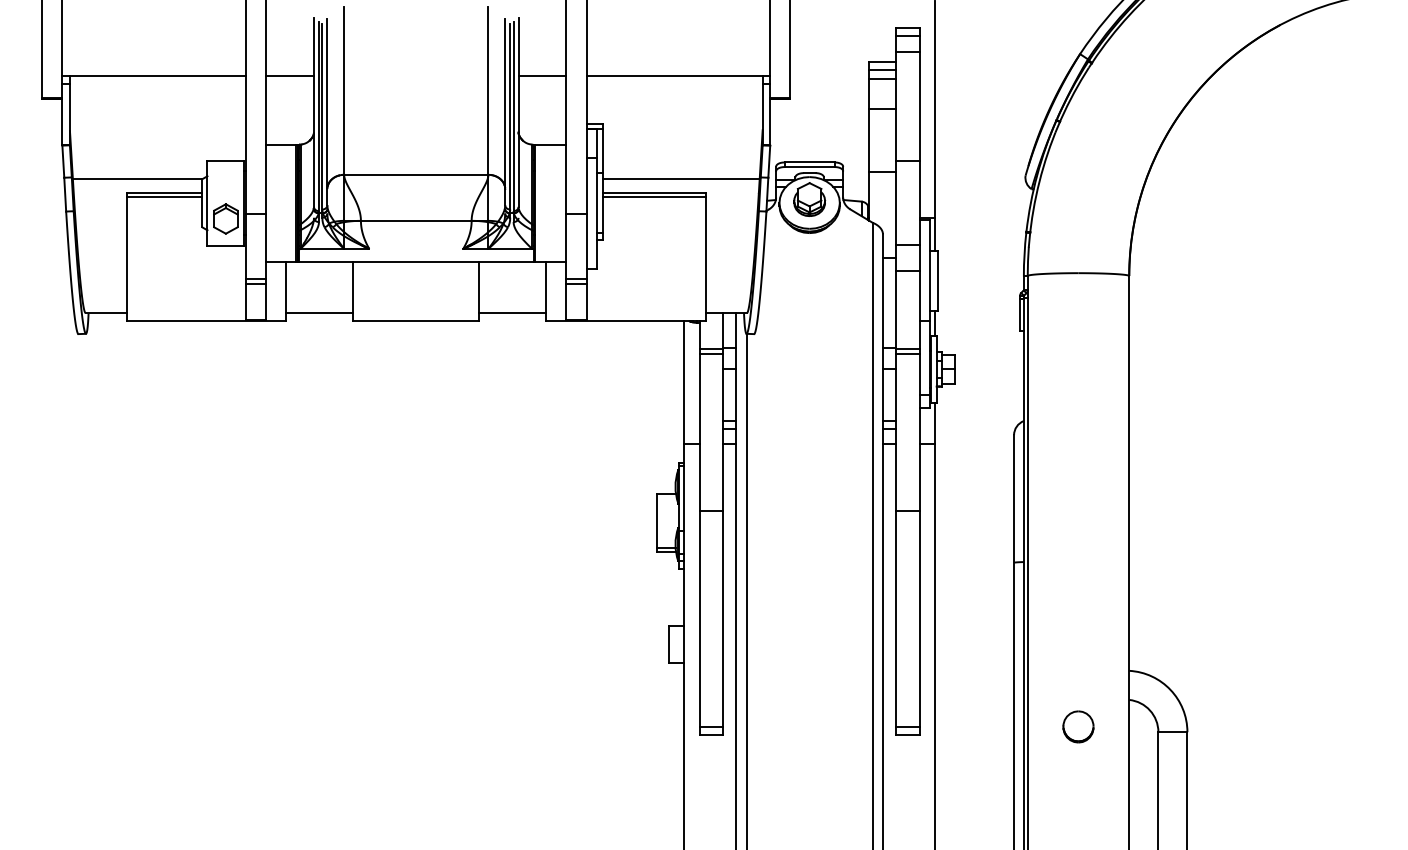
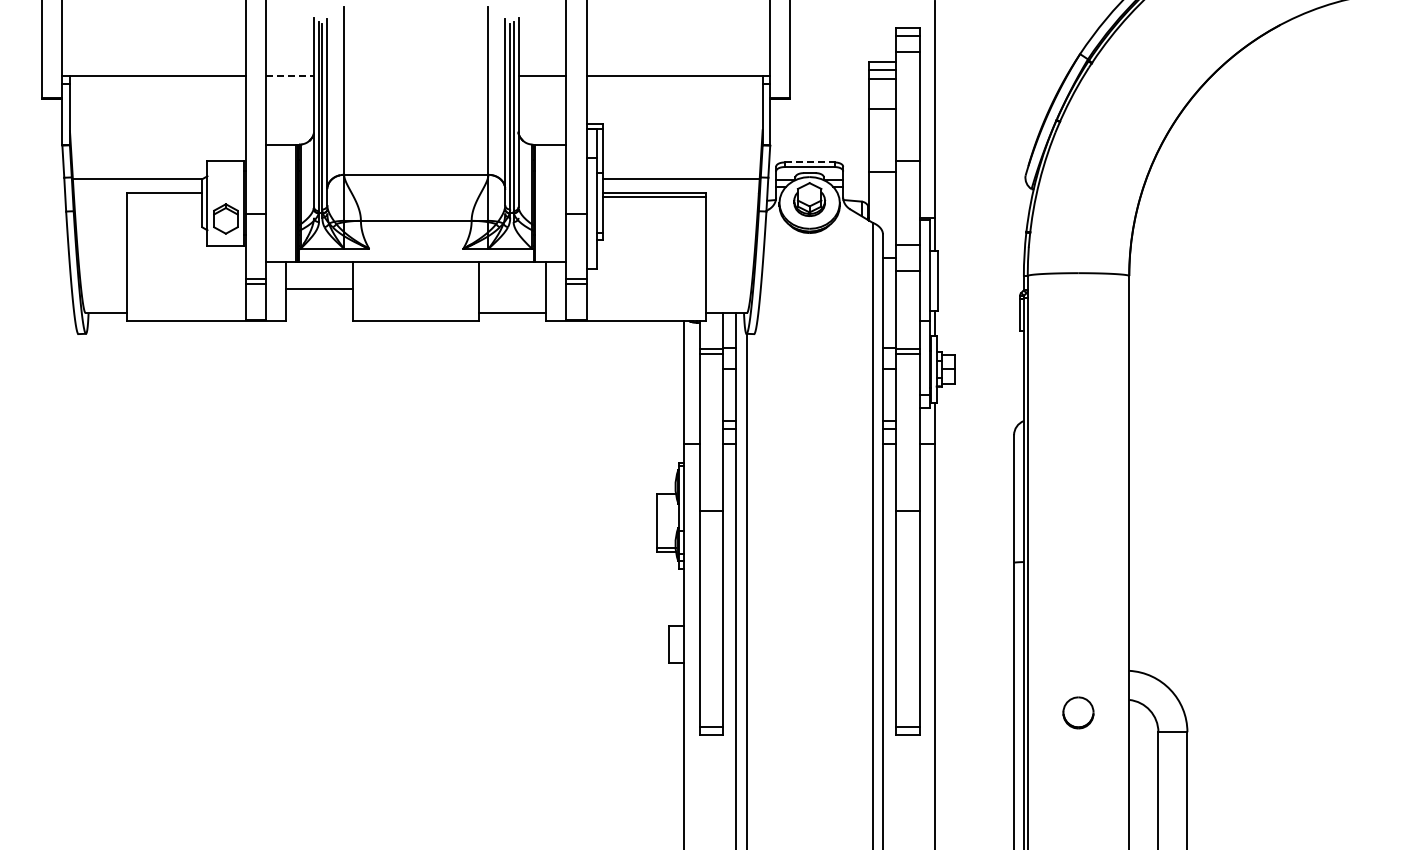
line: solid -> dashed (290, 76)
line: solid -> dashed (810, 162)
line: present -> none (164, 197)
line position: (319, 313) -> (319, 289) (319, 289)
part position: (1078, 726) -> (1078, 712) (1078, 712)
